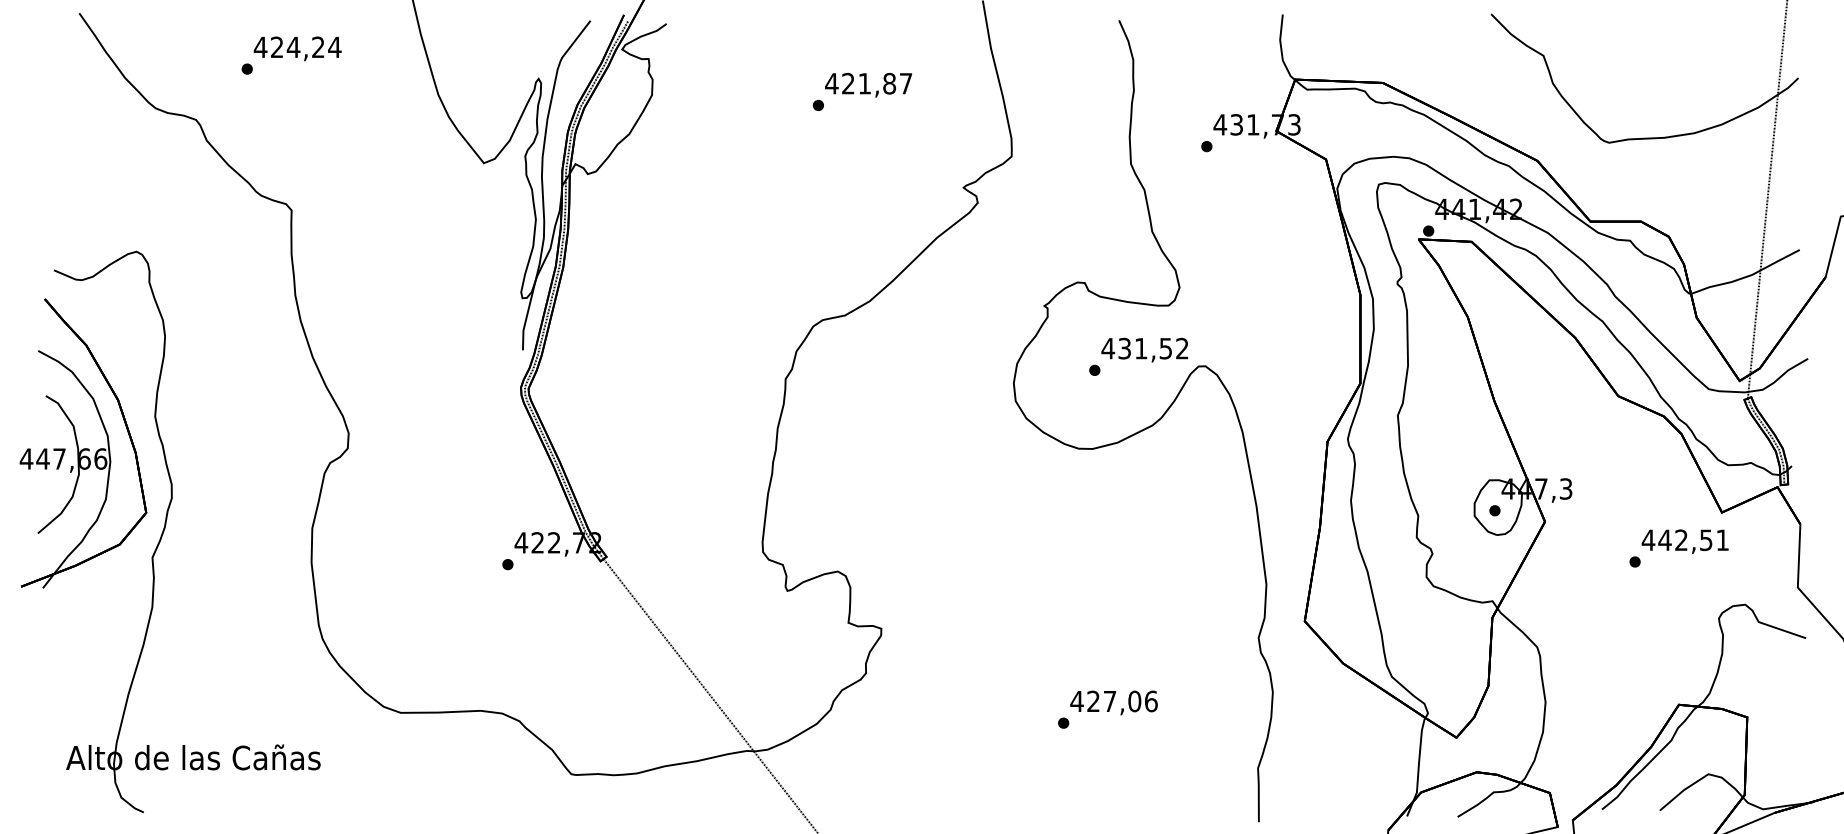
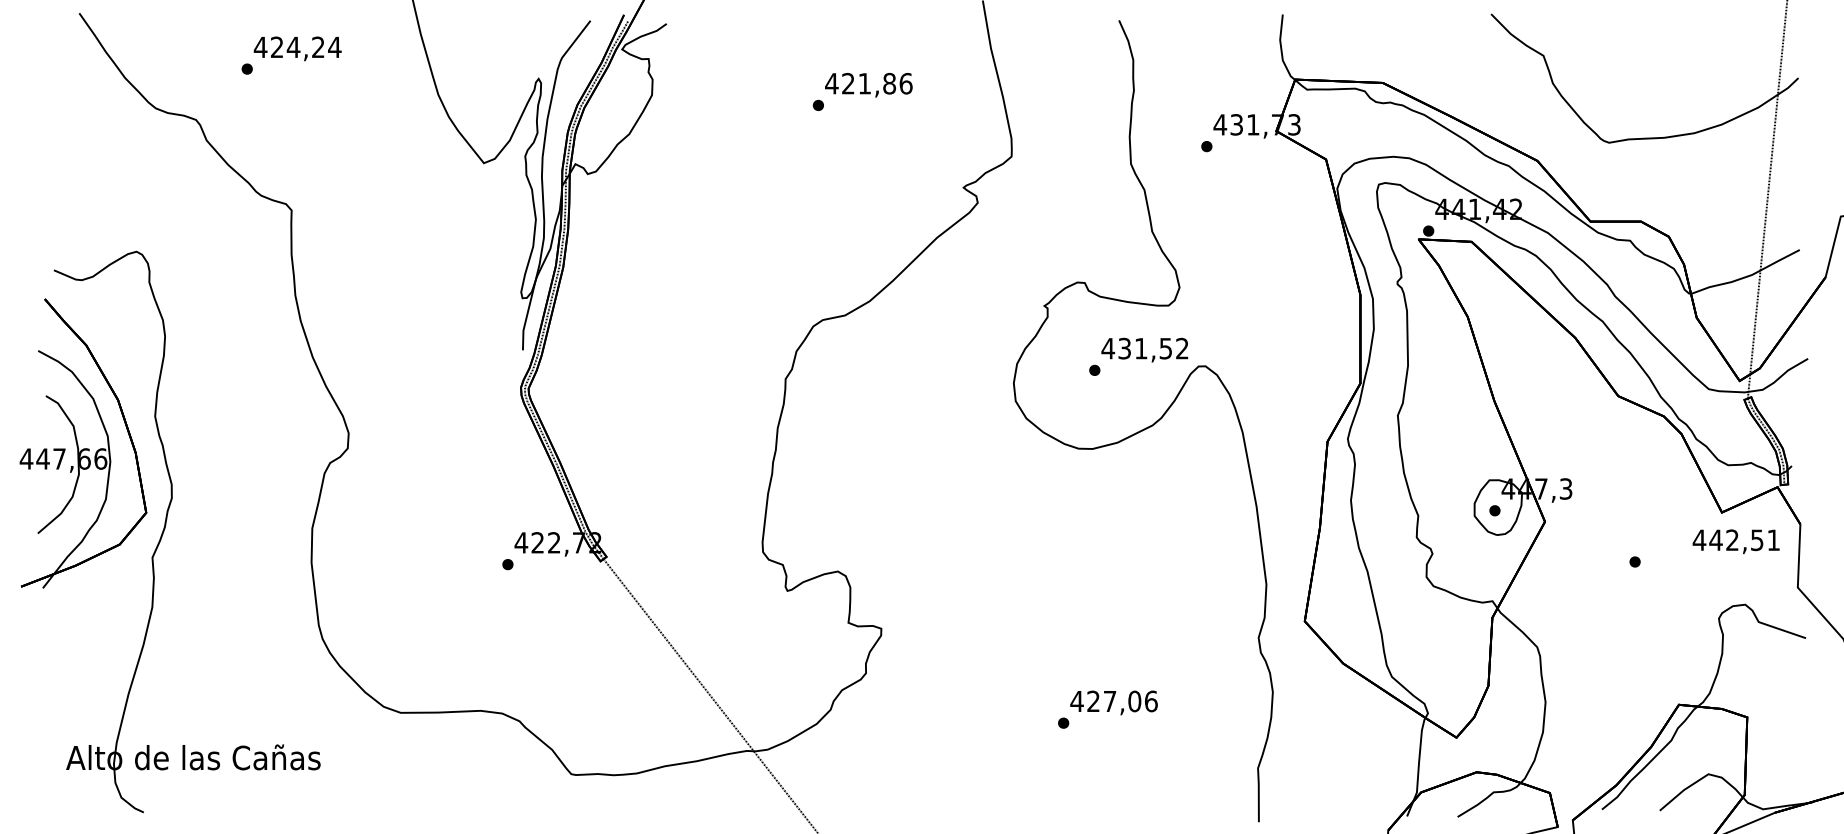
text: 421,87 -> 421,86 (905, 83)
text position: (1684, 541) -> (1735, 541) (1735, 541)
